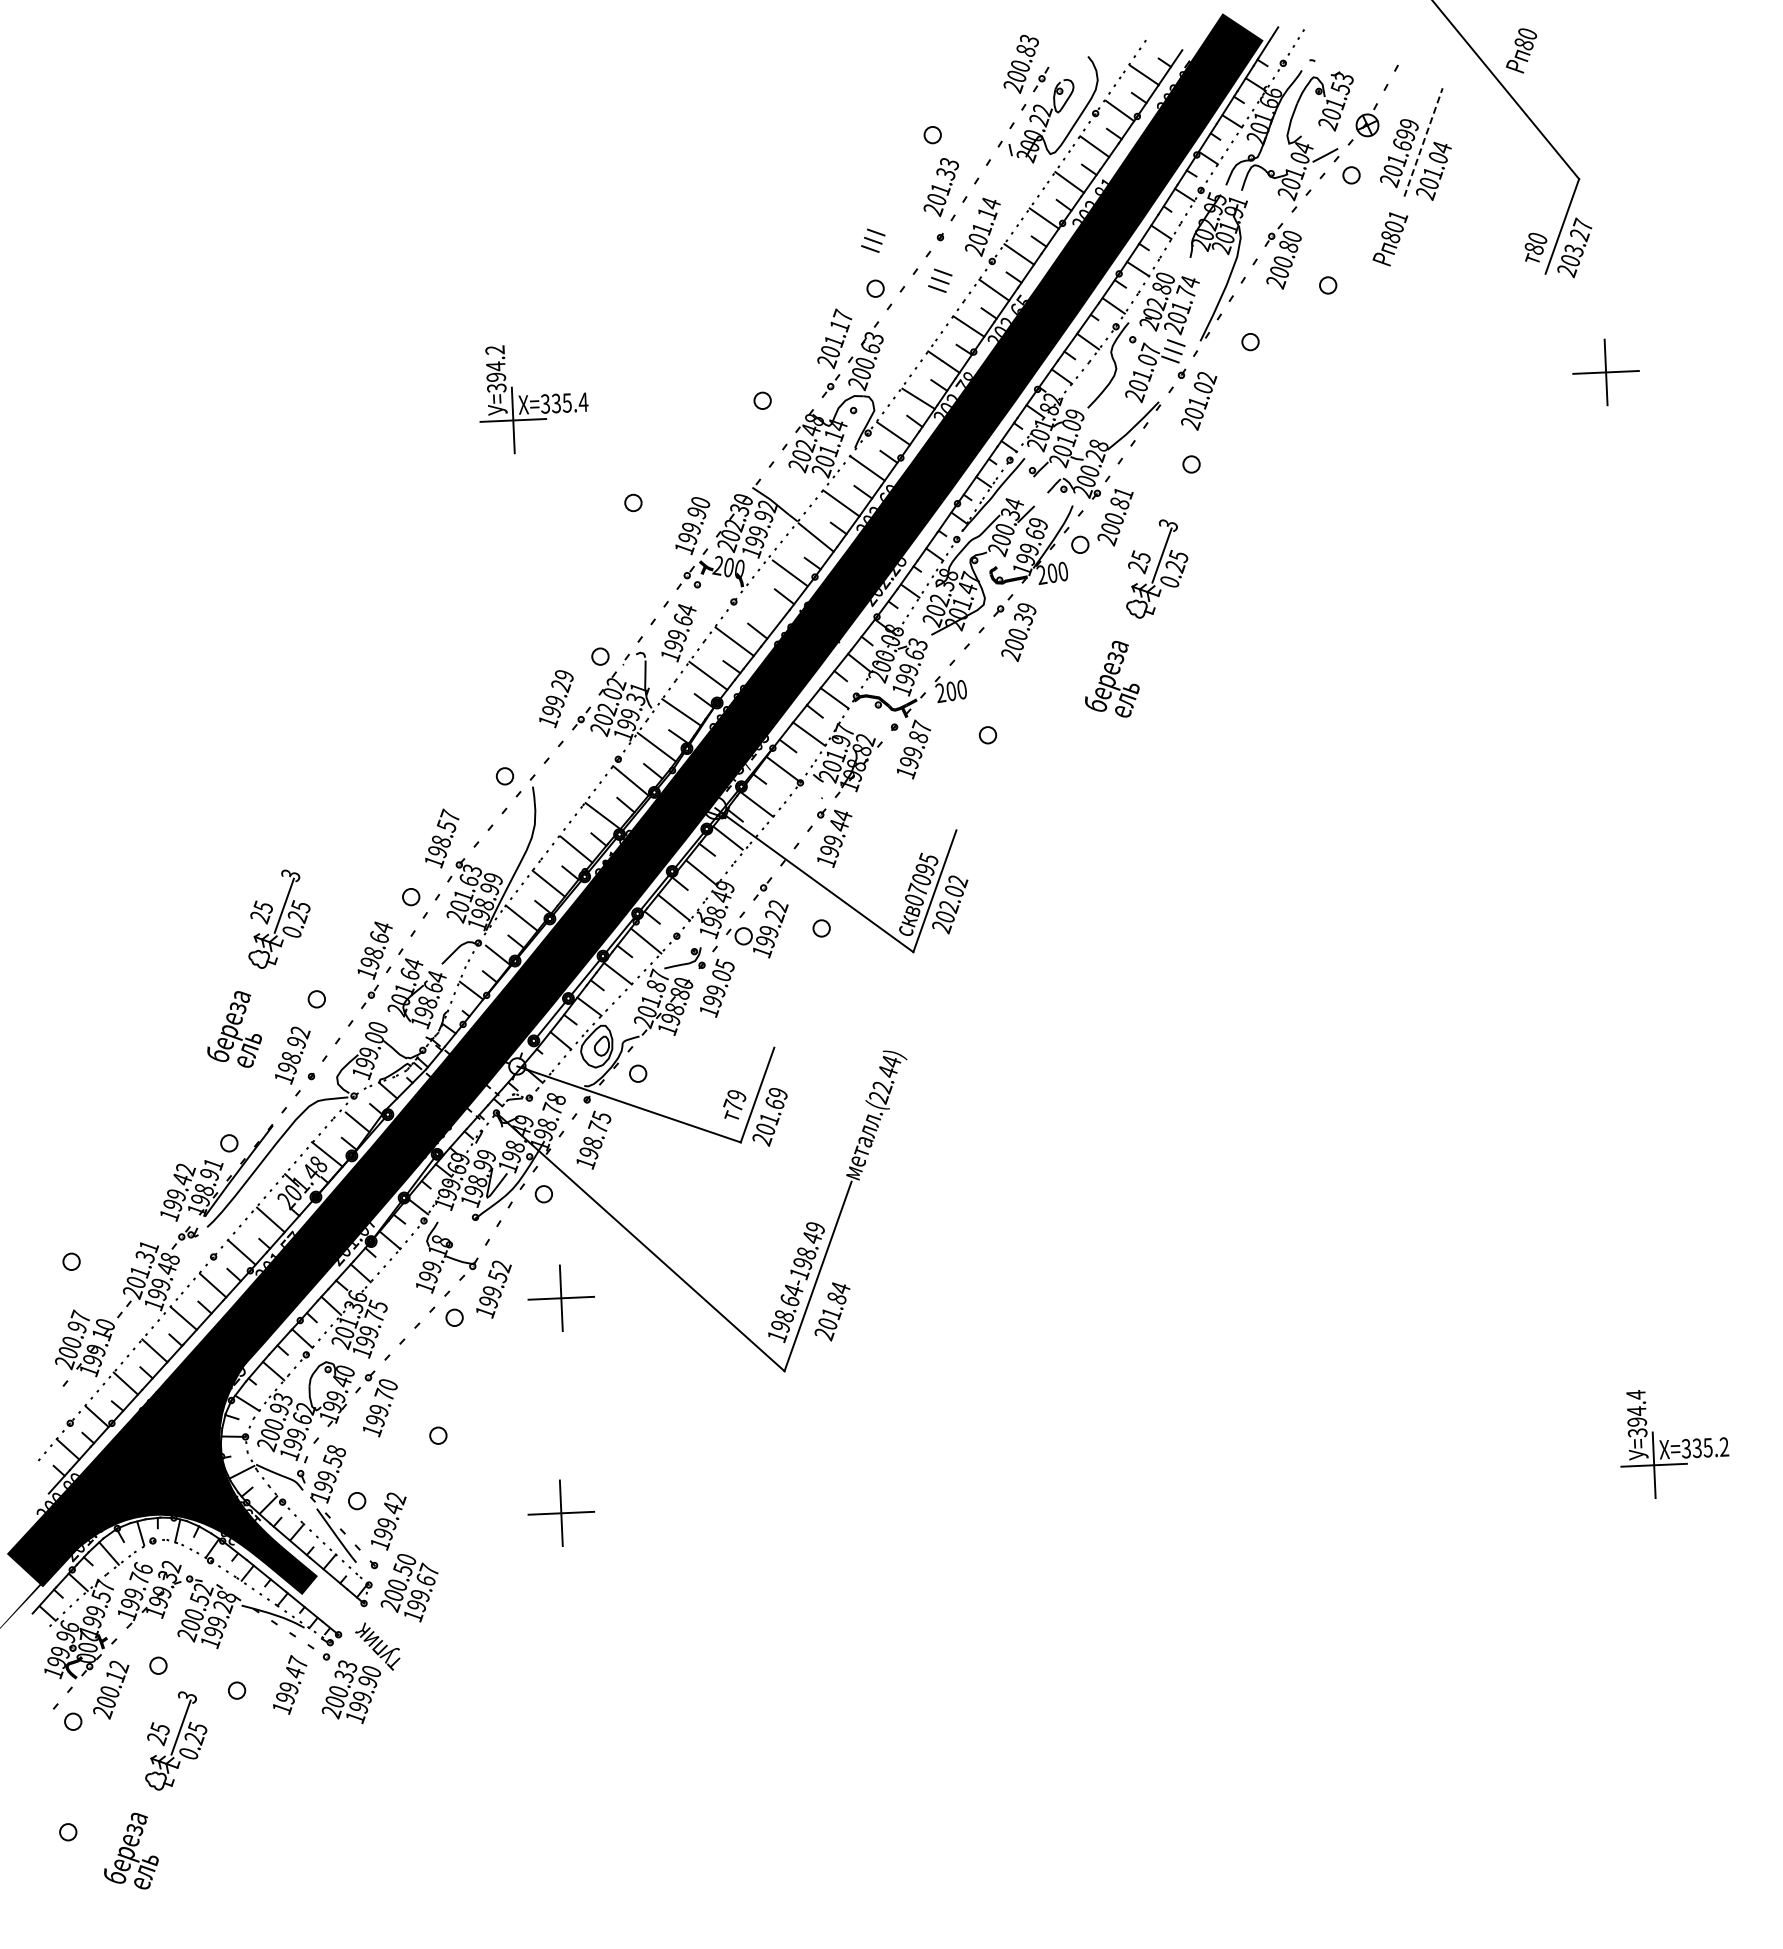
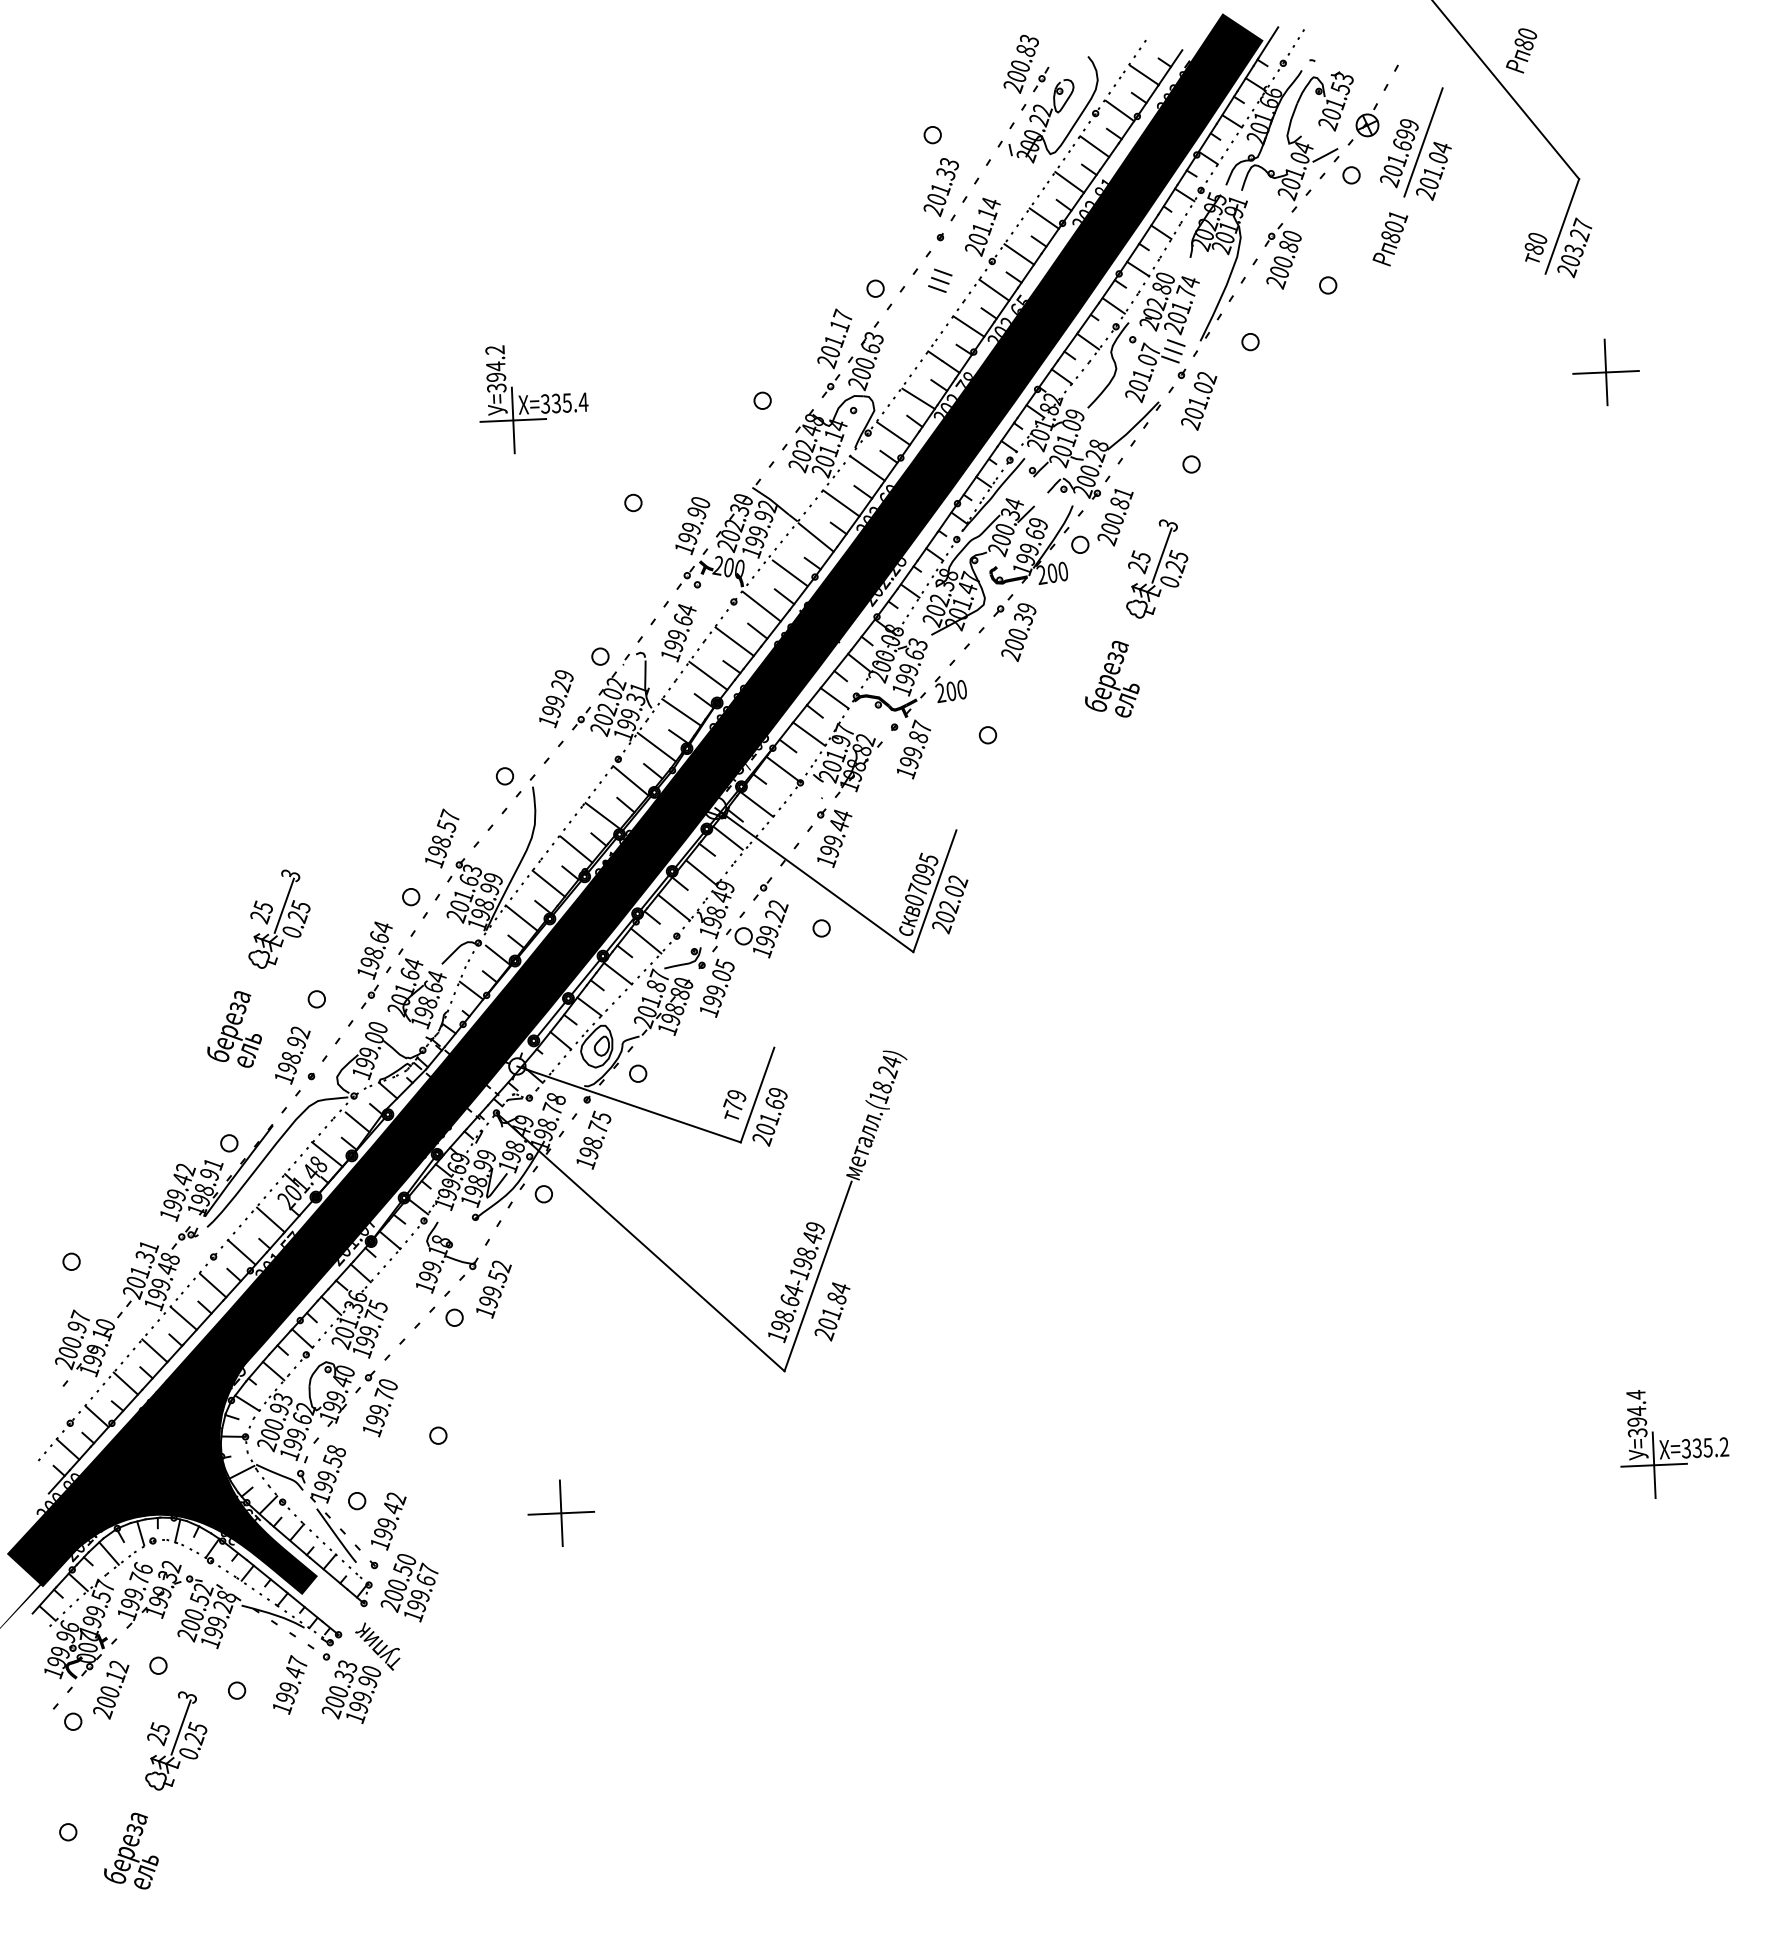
line: dashed -> solid (1423, 141)
part: present -> none (873, 240)
line: none -> present (761, 606)
text: .(22.44) -> .(18.24) (883, 1085)
part: present -> none (560, 1297)
